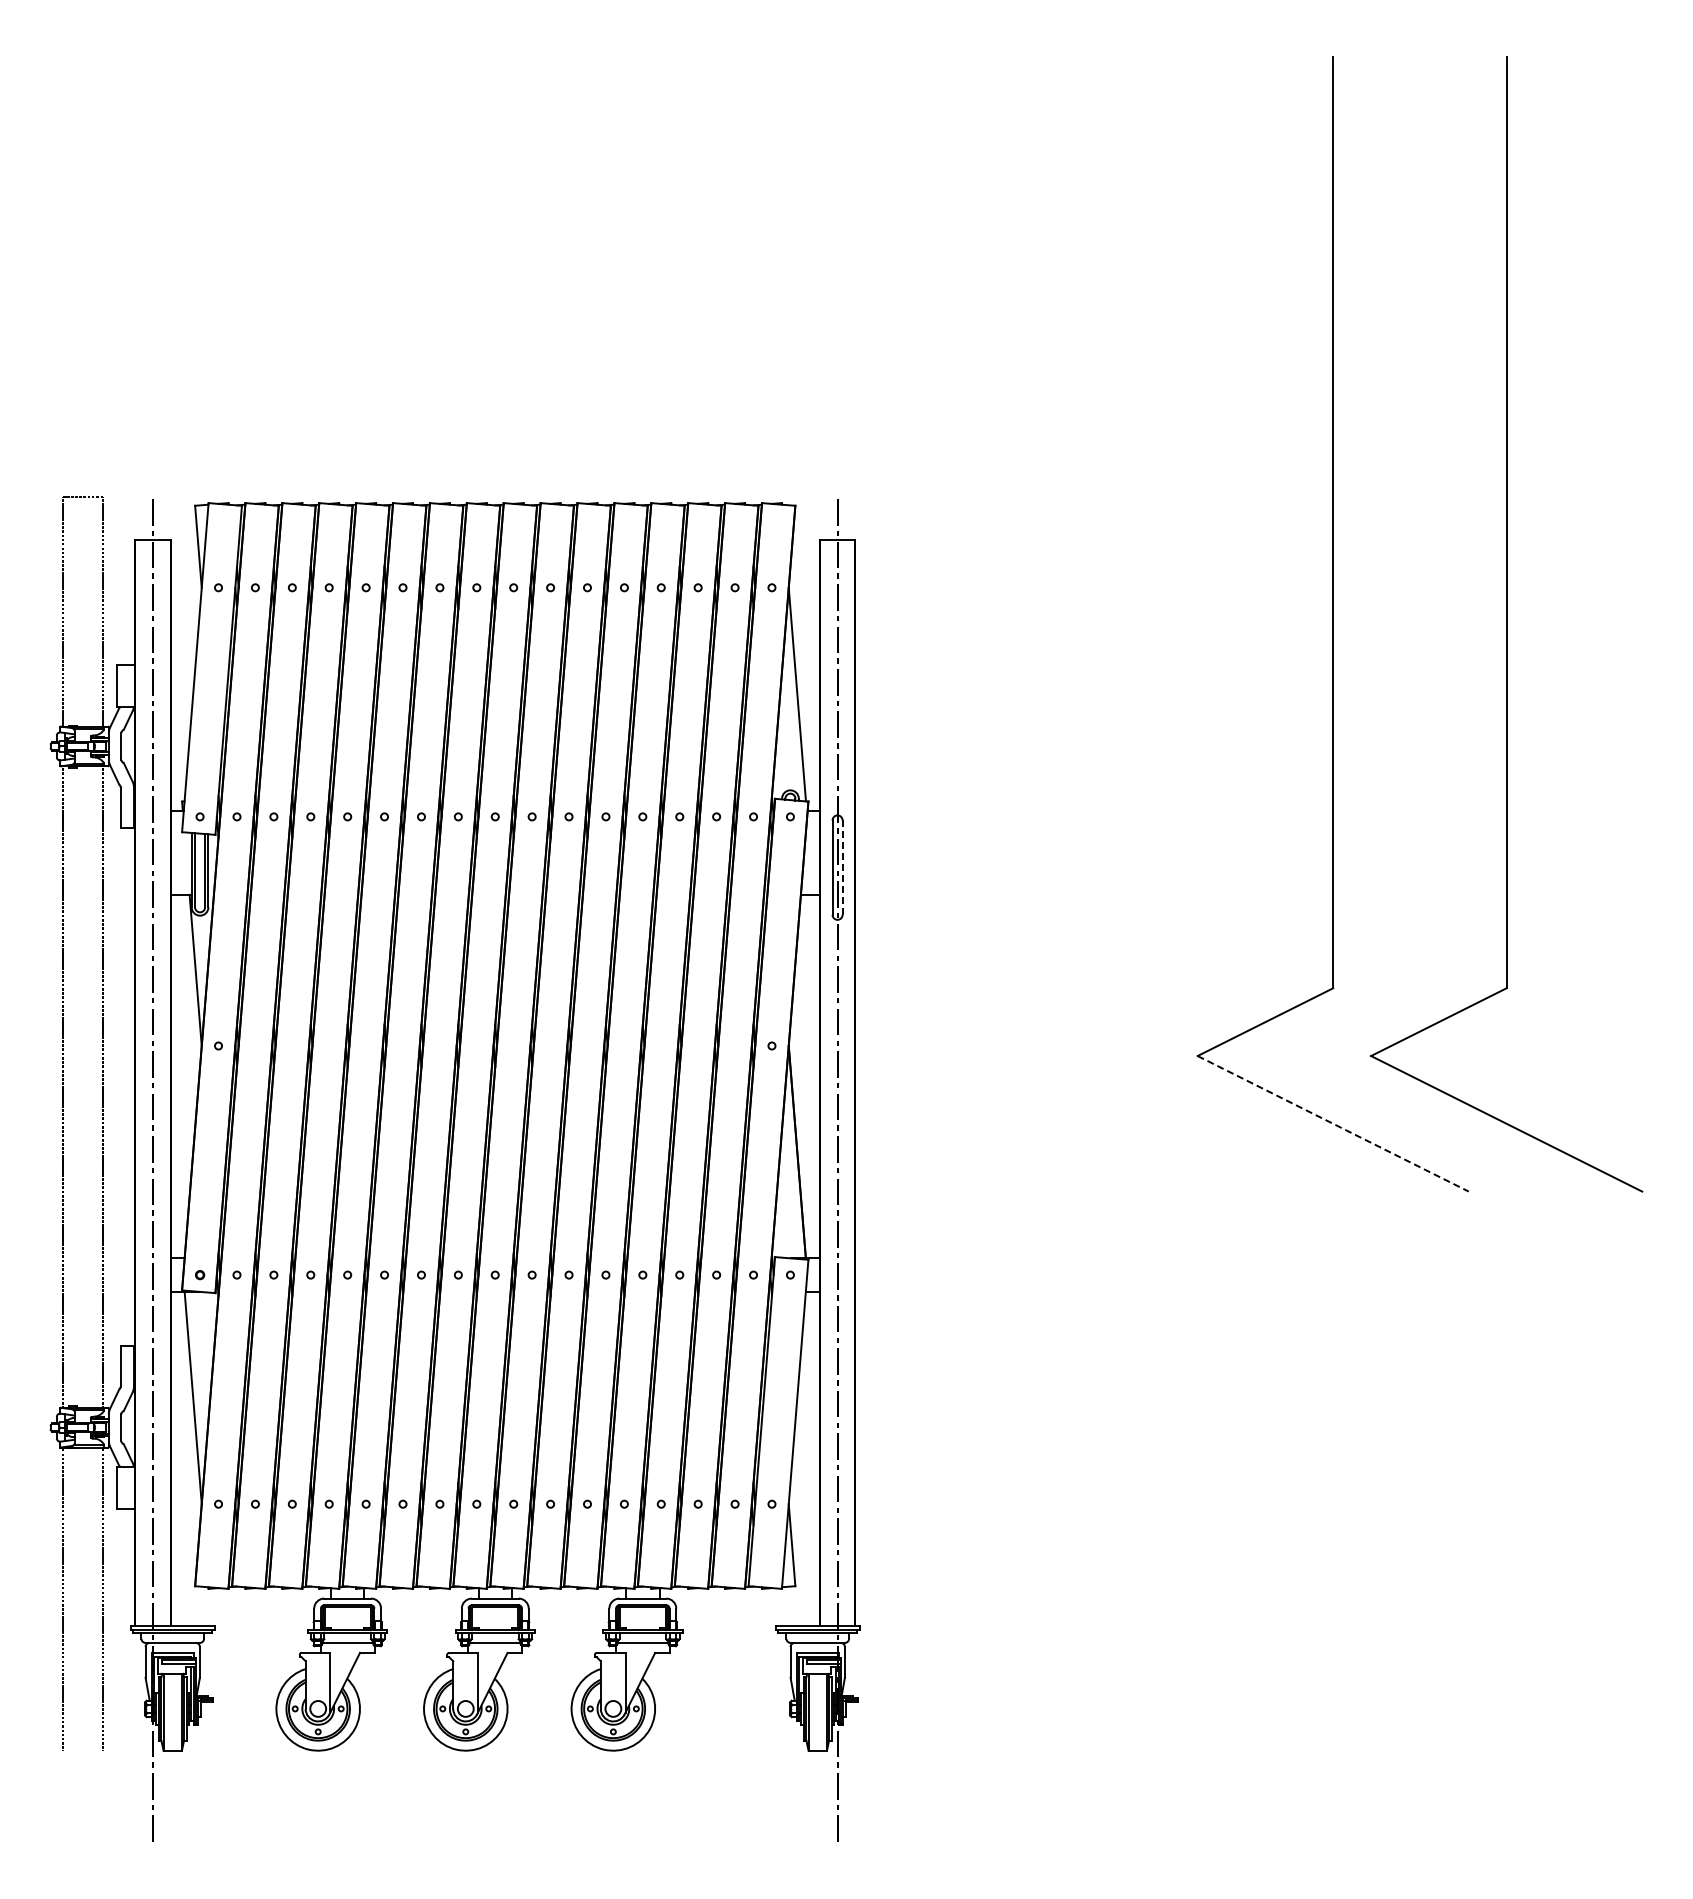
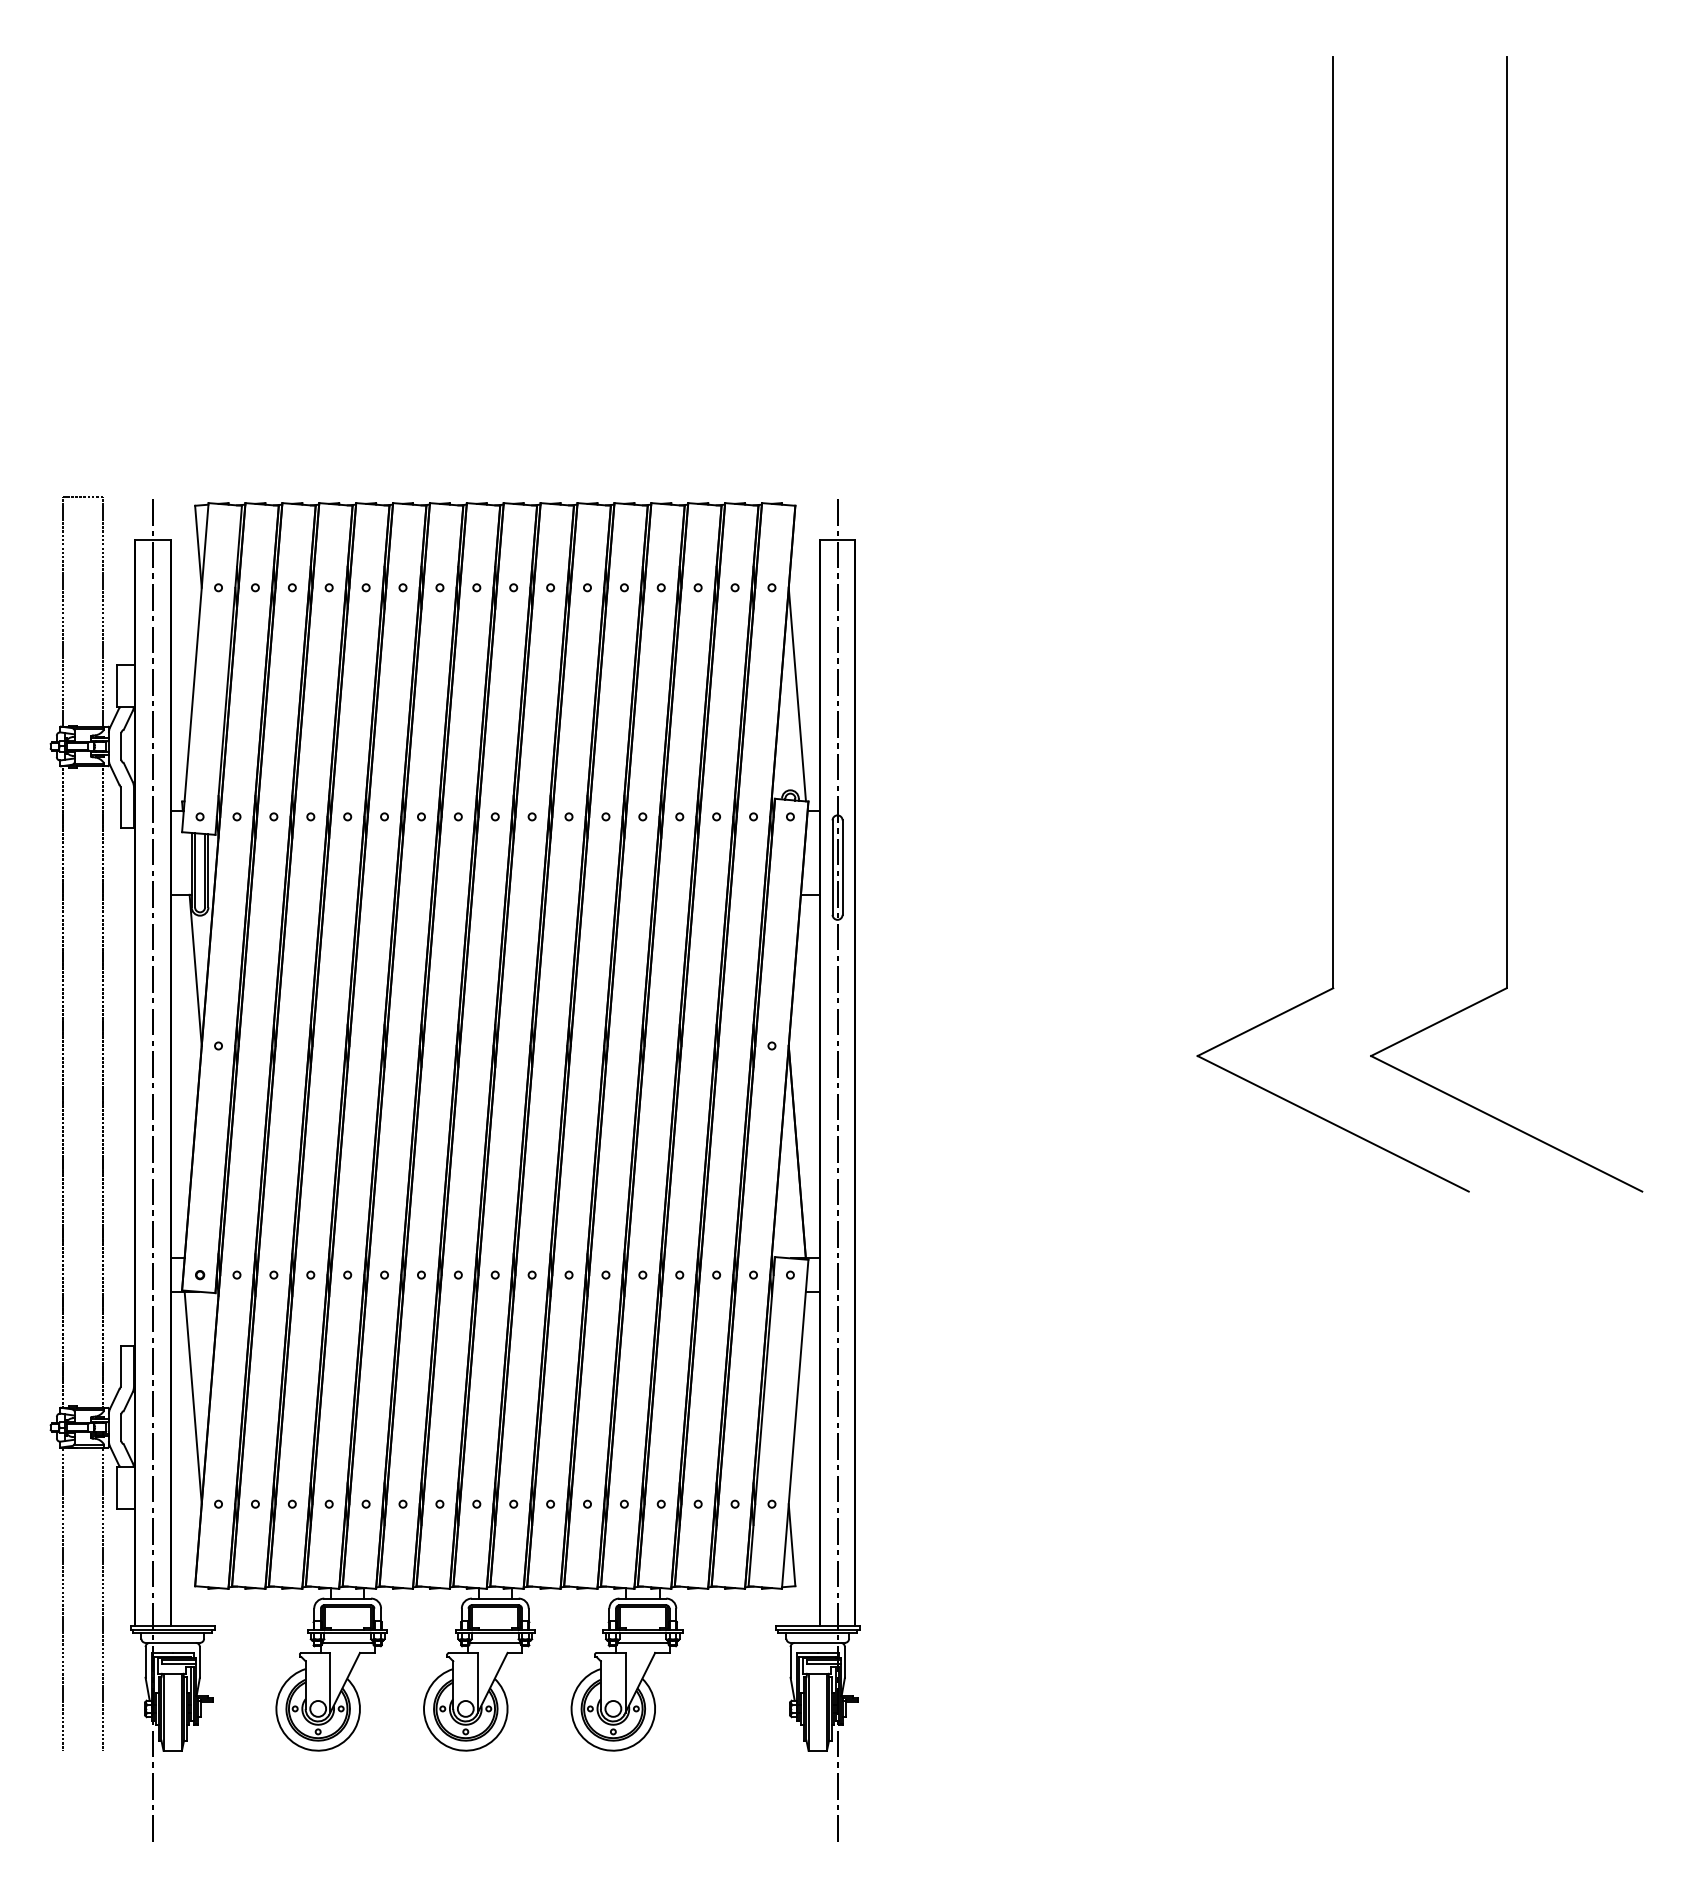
line: dashed -> solid (842, 867)
line: dashed -> solid (1333, 1123)
